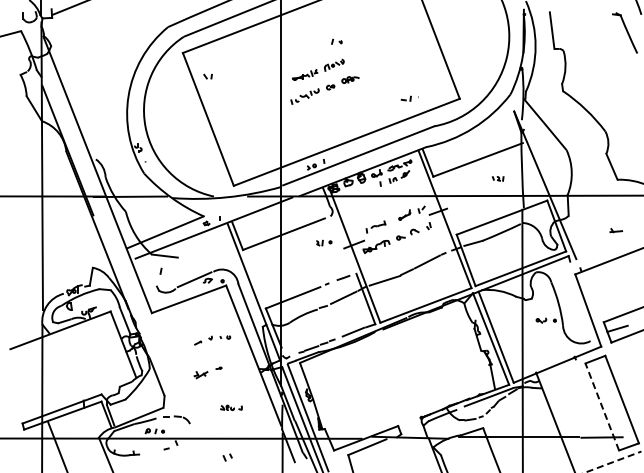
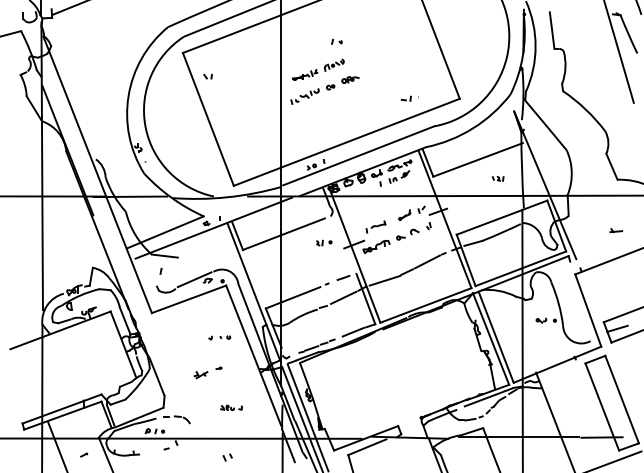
line: none -> present (618, 52)
part position: (198, 342) -> (84, 454) (84, 454)
line: dashed -> solid (602, 406)
line: dashed -> solid (613, 461)
